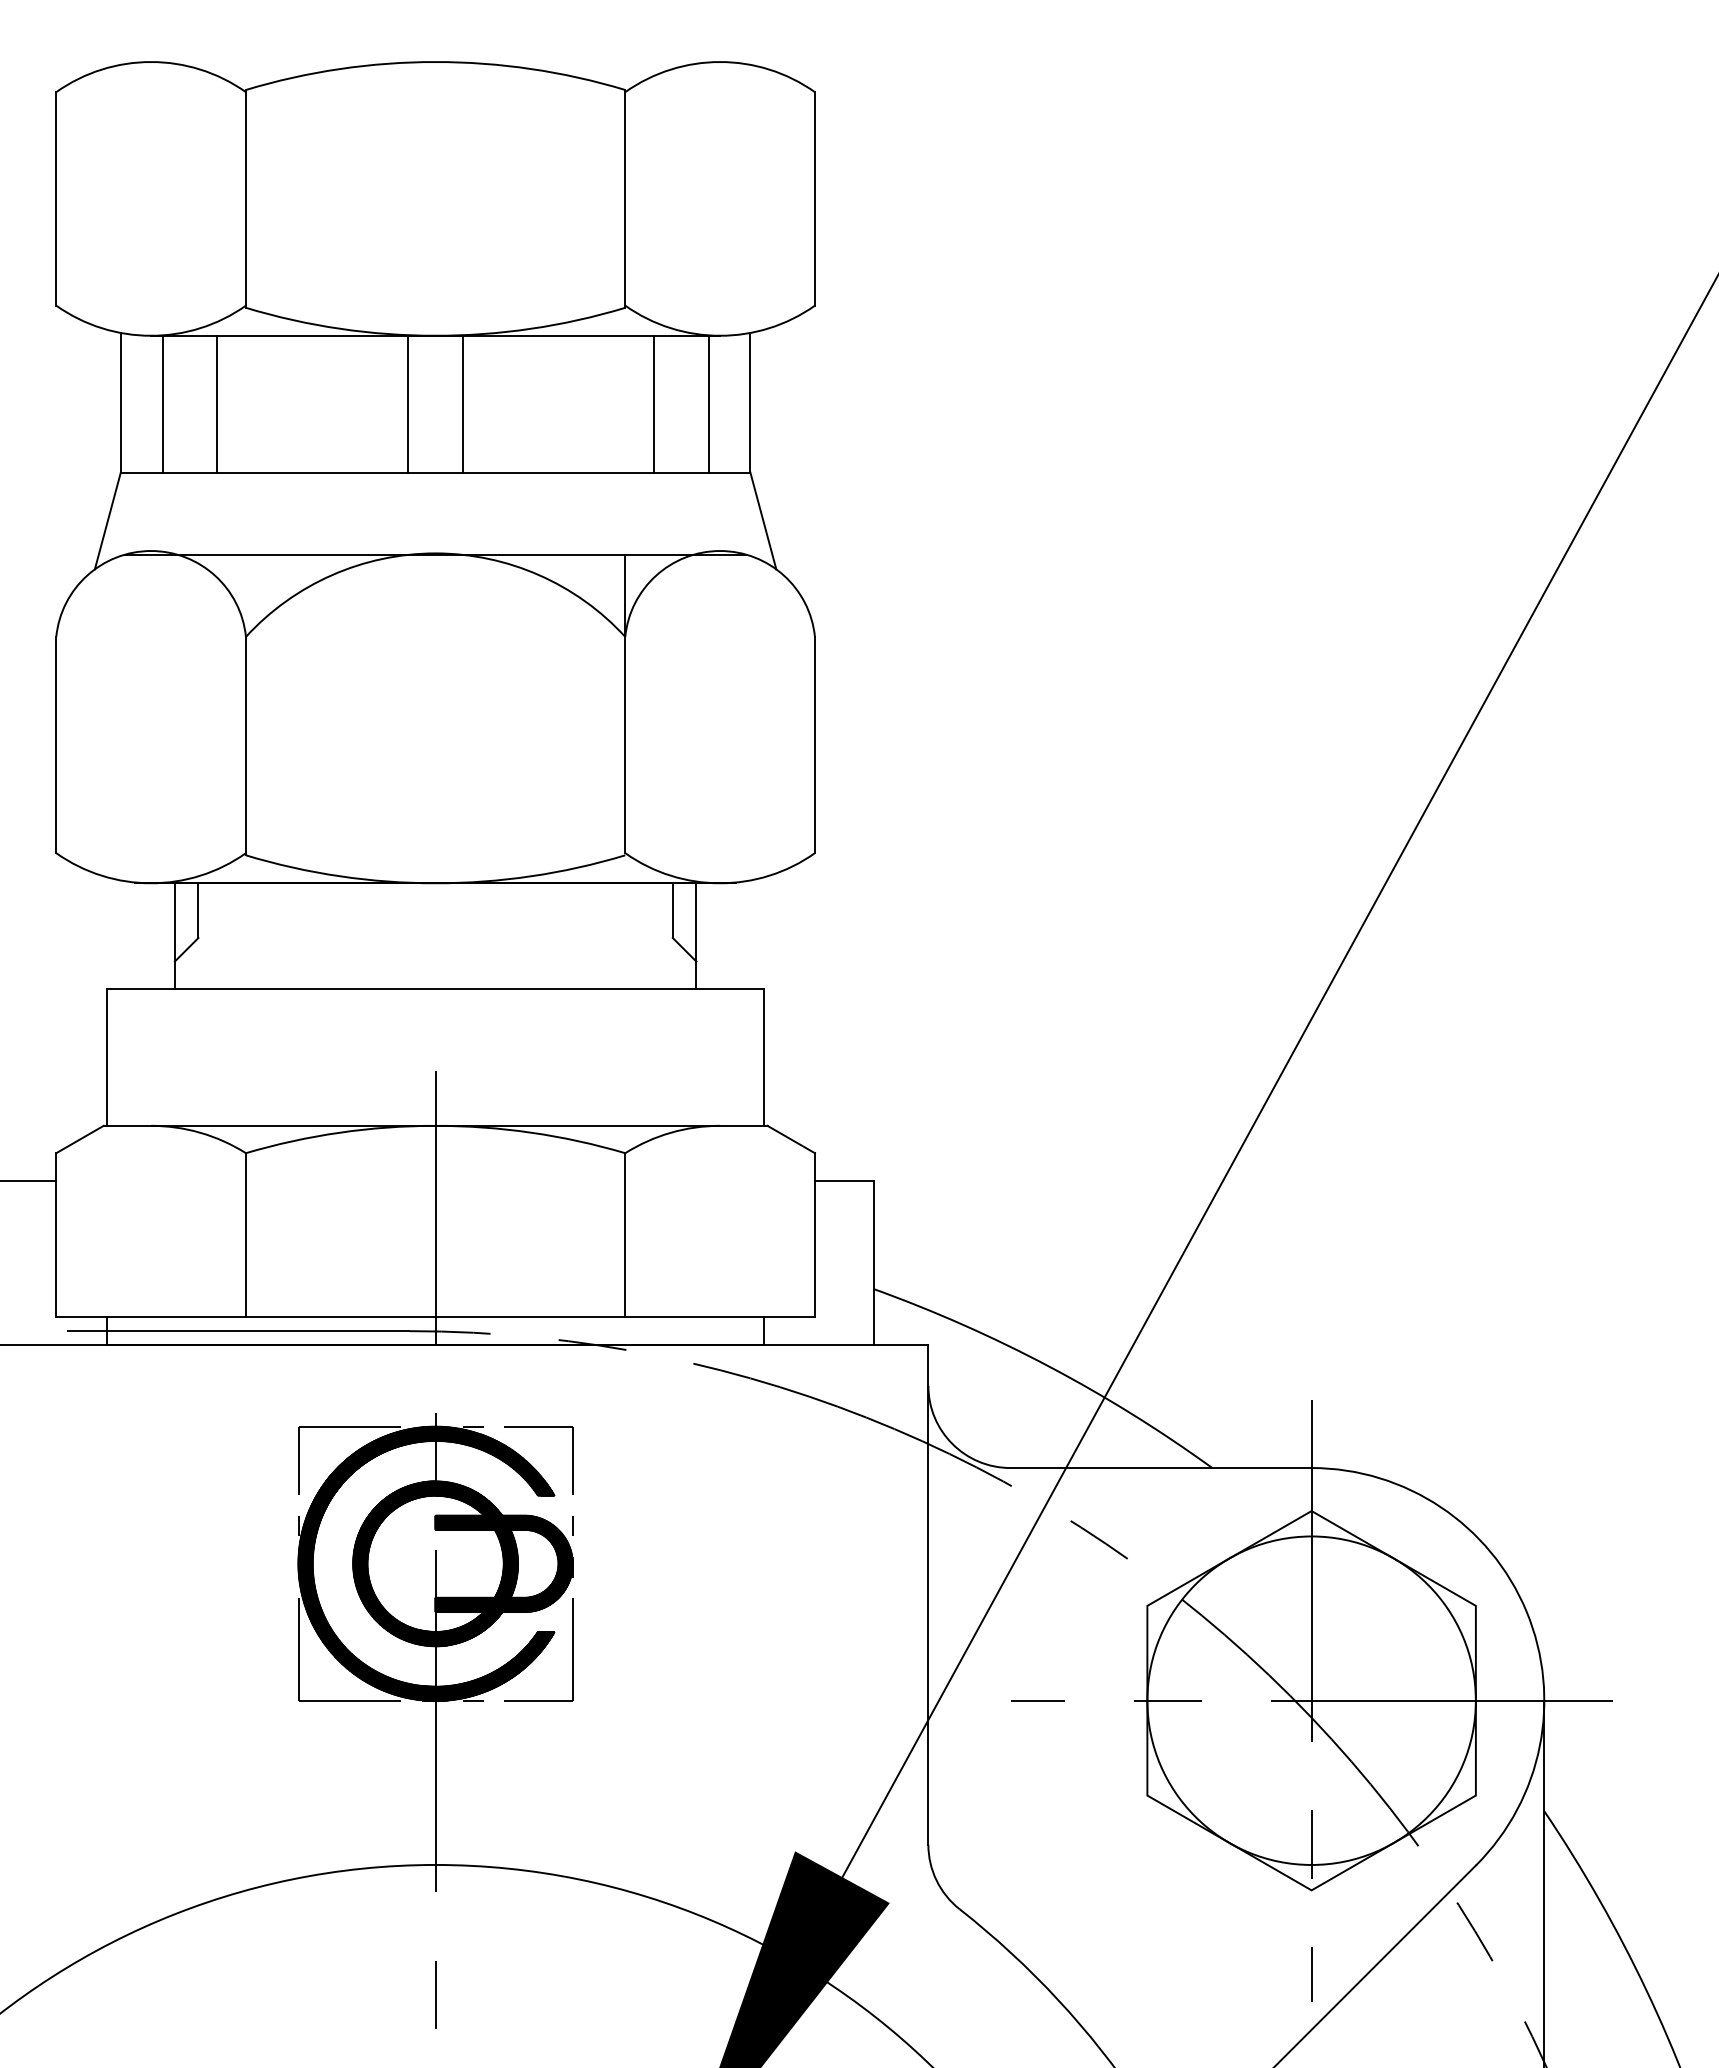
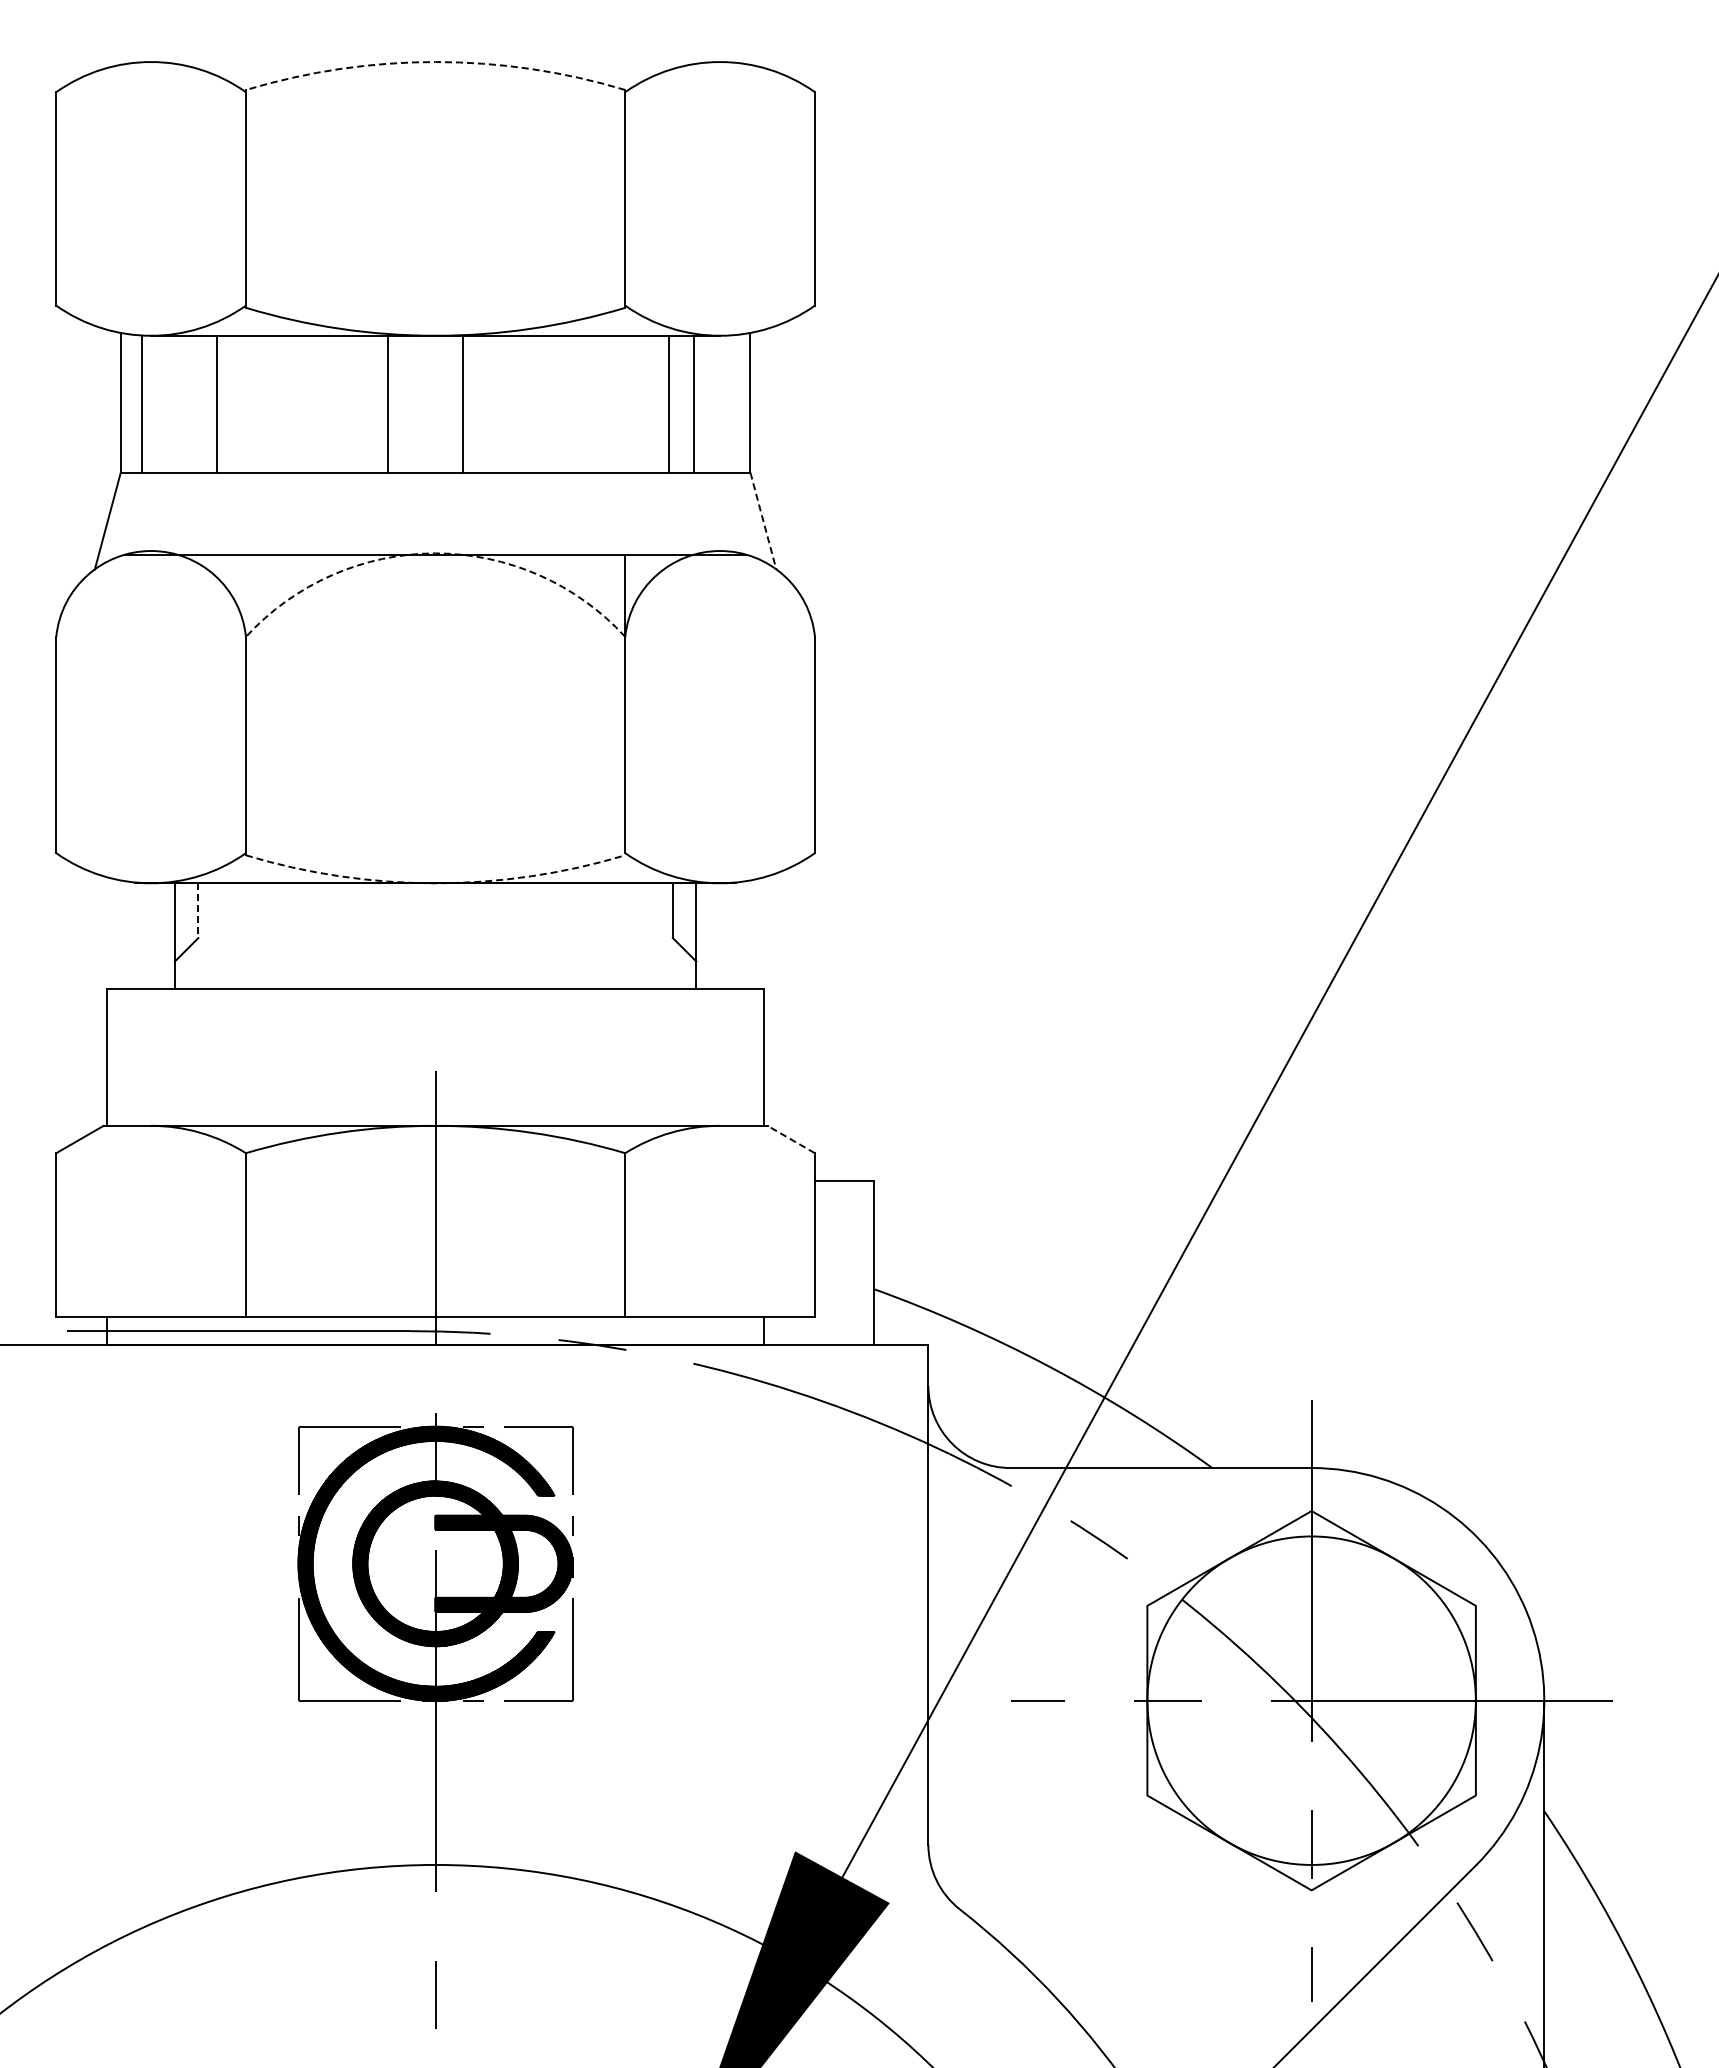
arc: solid -> dashed (435, 62)
line position: (162, 403) -> (141, 403) (141, 403)
line position: (408, 403) -> (388, 403) (388, 403)
line position: (653, 403) -> (668, 403) (668, 403)
line position: (708, 403) -> (693, 403) (693, 403)
line: solid -> dashed (763, 521)
arc: solid -> dashed (435, 553)
arc: solid -> dashed (435, 883)
line: solid -> dashed (198, 911)
line: solid -> dashed (790, 1139)
line: present -> none (29, 1180)
